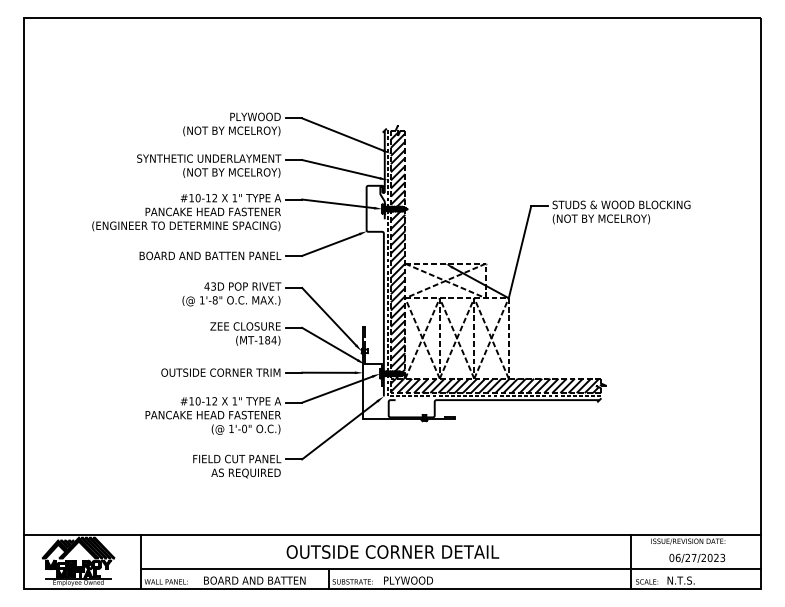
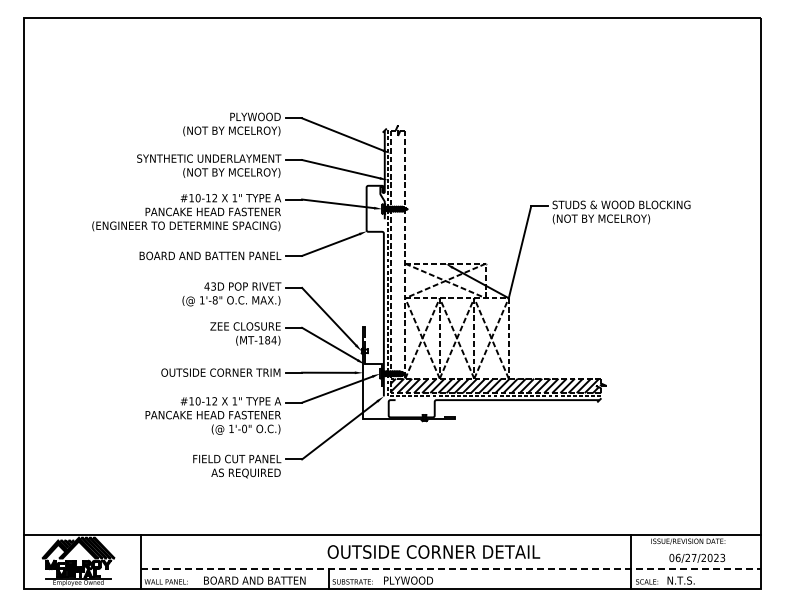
hatch: present -> none (397, 254)
text position: (392, 551) -> (433, 551) (433, 551)
line: solid -> dashed (451, 568)
